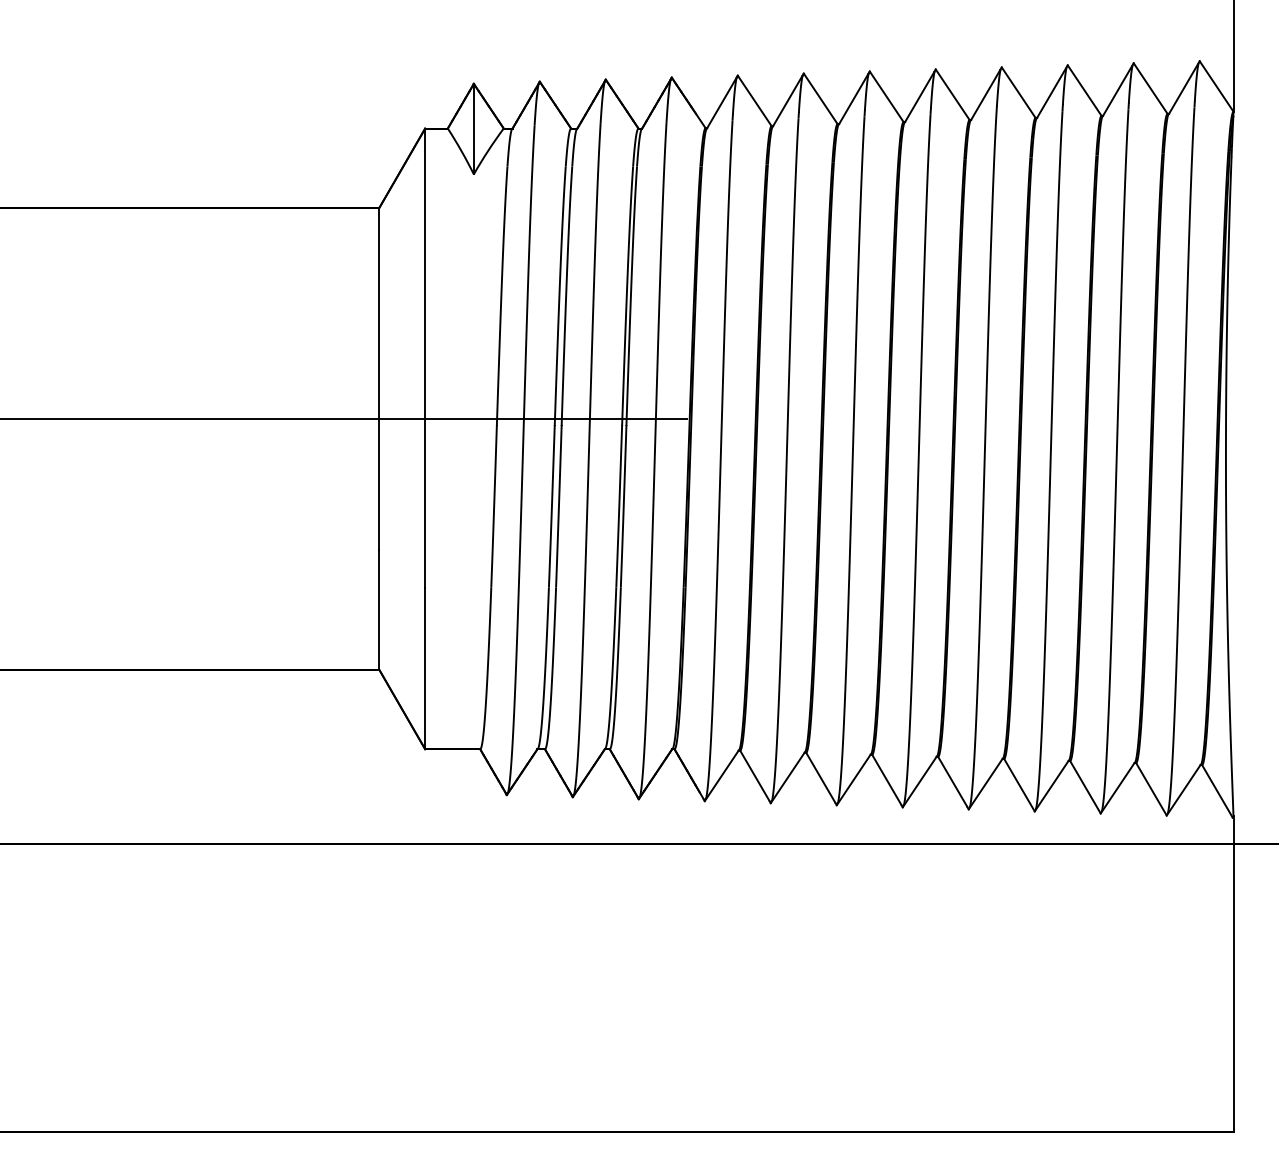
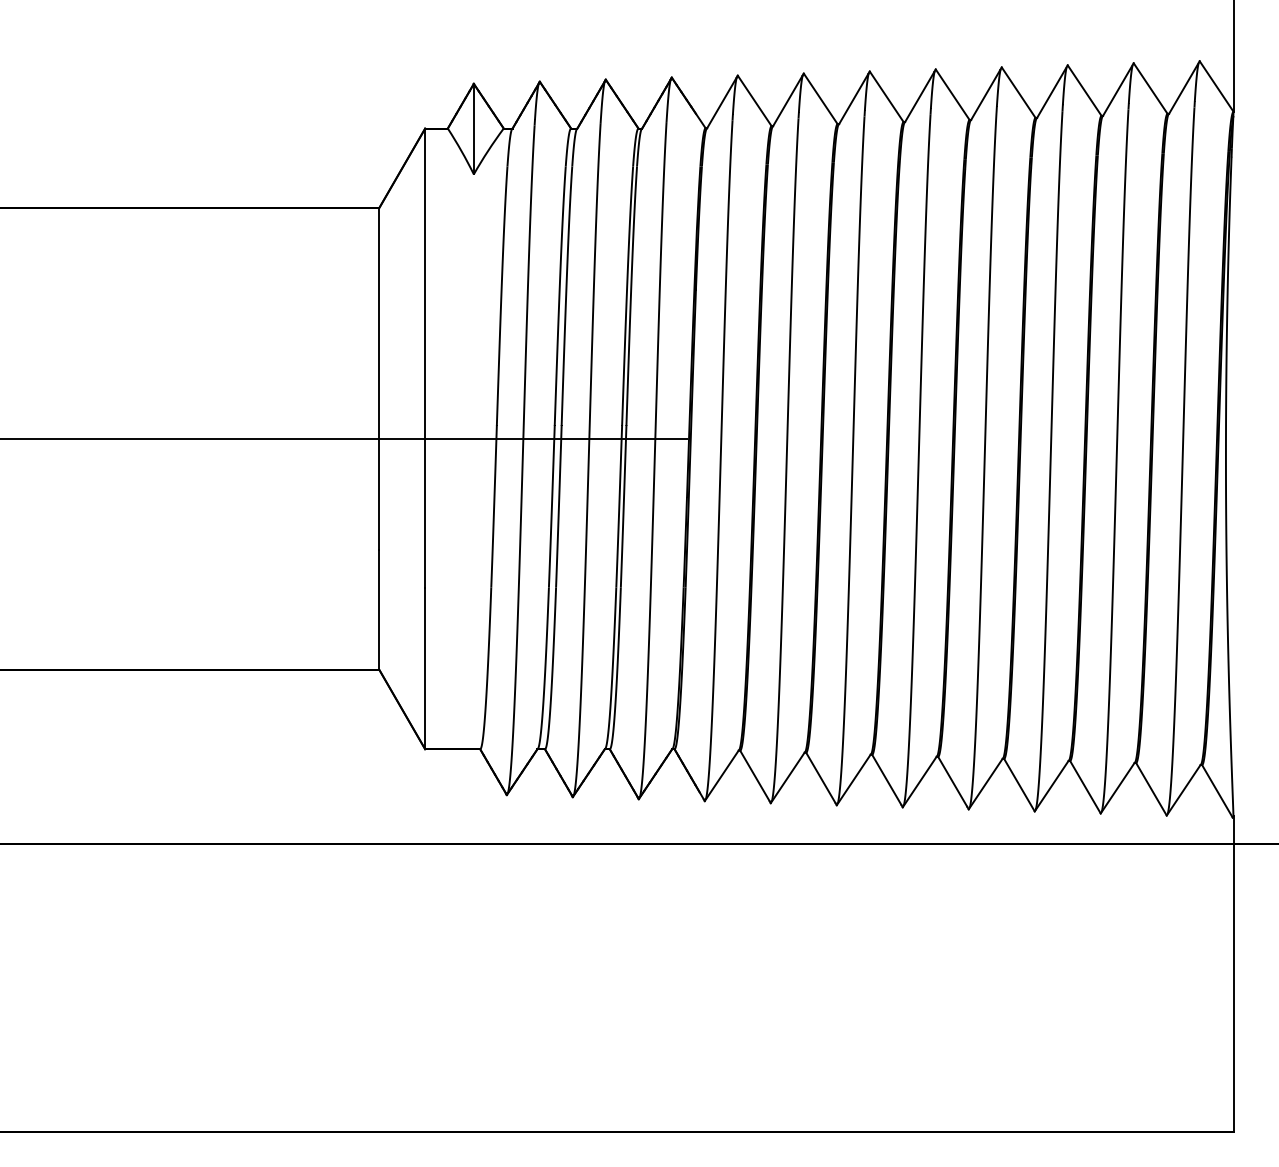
line position: (344, 418) -> (344, 438) (344, 438)
